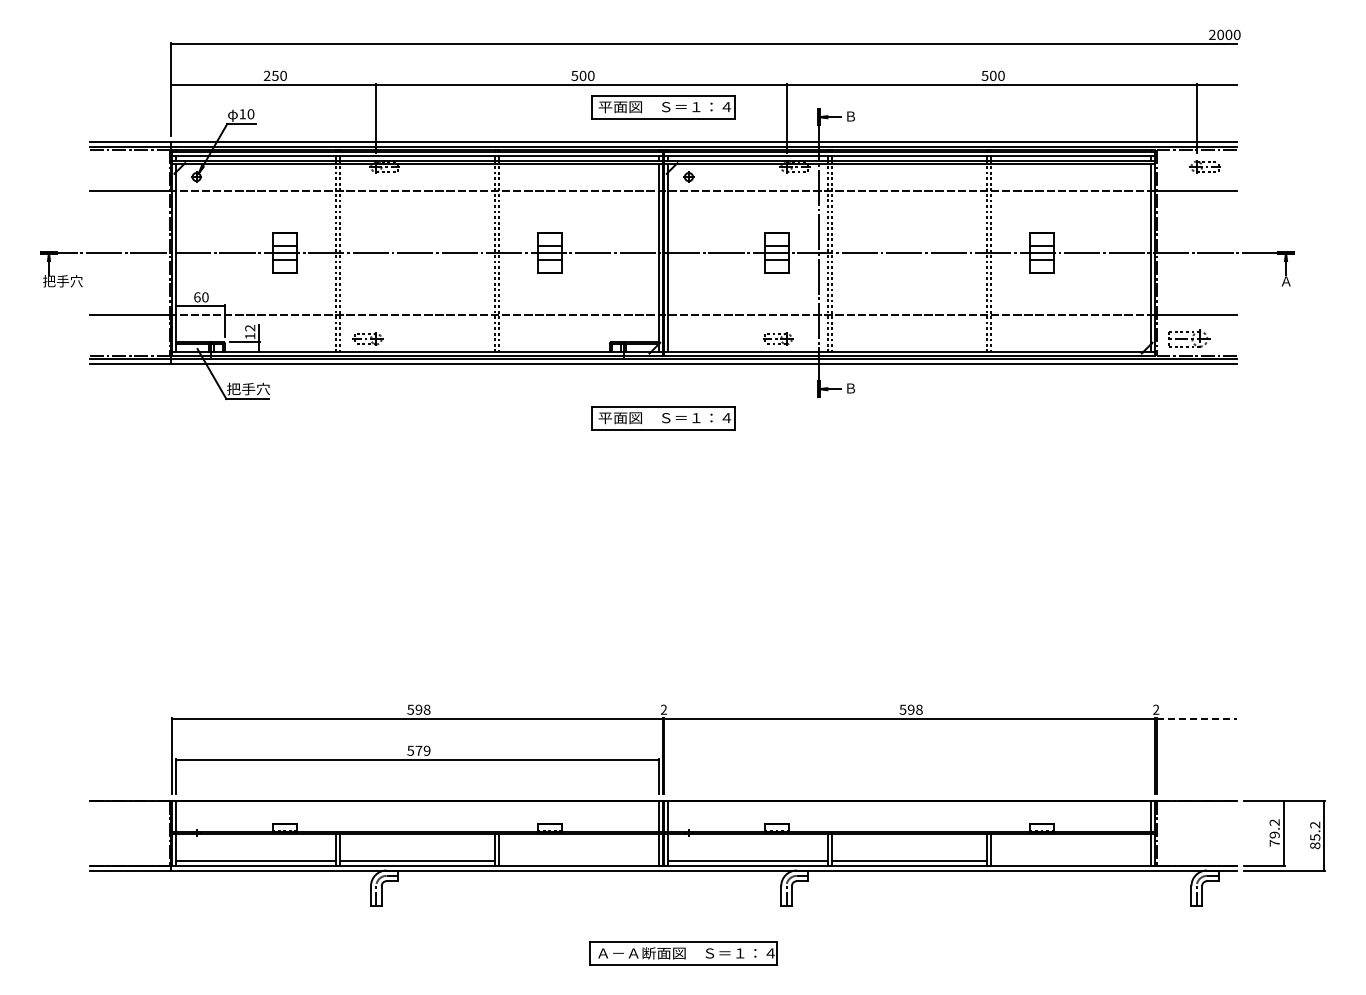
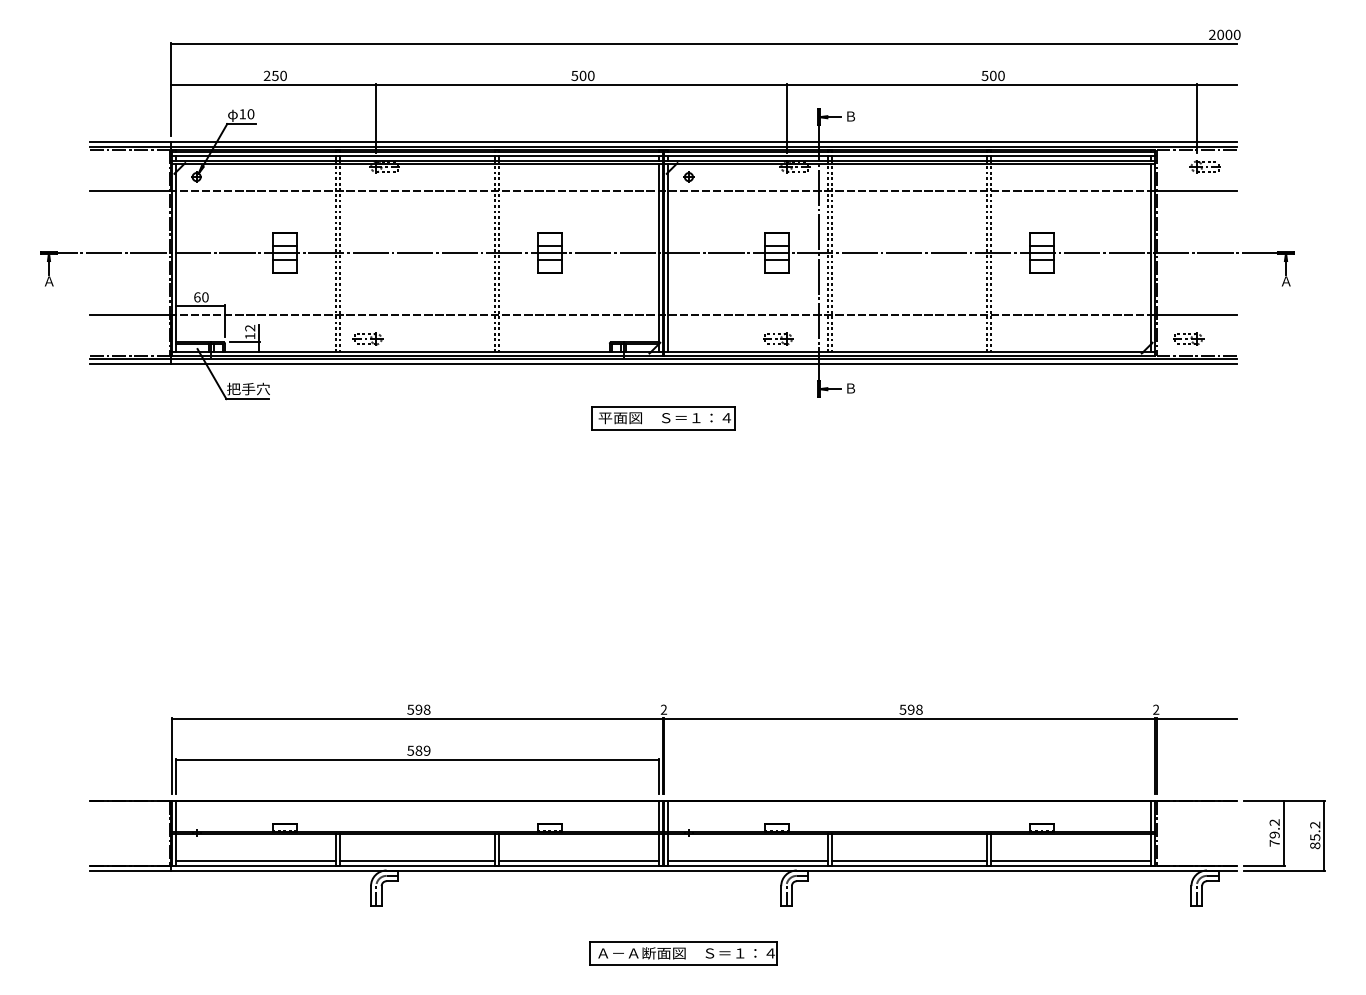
part: present -> none (663, 107)
text: 把手穴 -> Ａ (62, 281)
part size: 43x19 px -> 32x14 px (1188, 338)
line: dashed -> solid (1197, 718)
text: 579 -> 589 (418, 750)
line: none -> present (578, 860)
line: none -> present (1070, 860)
